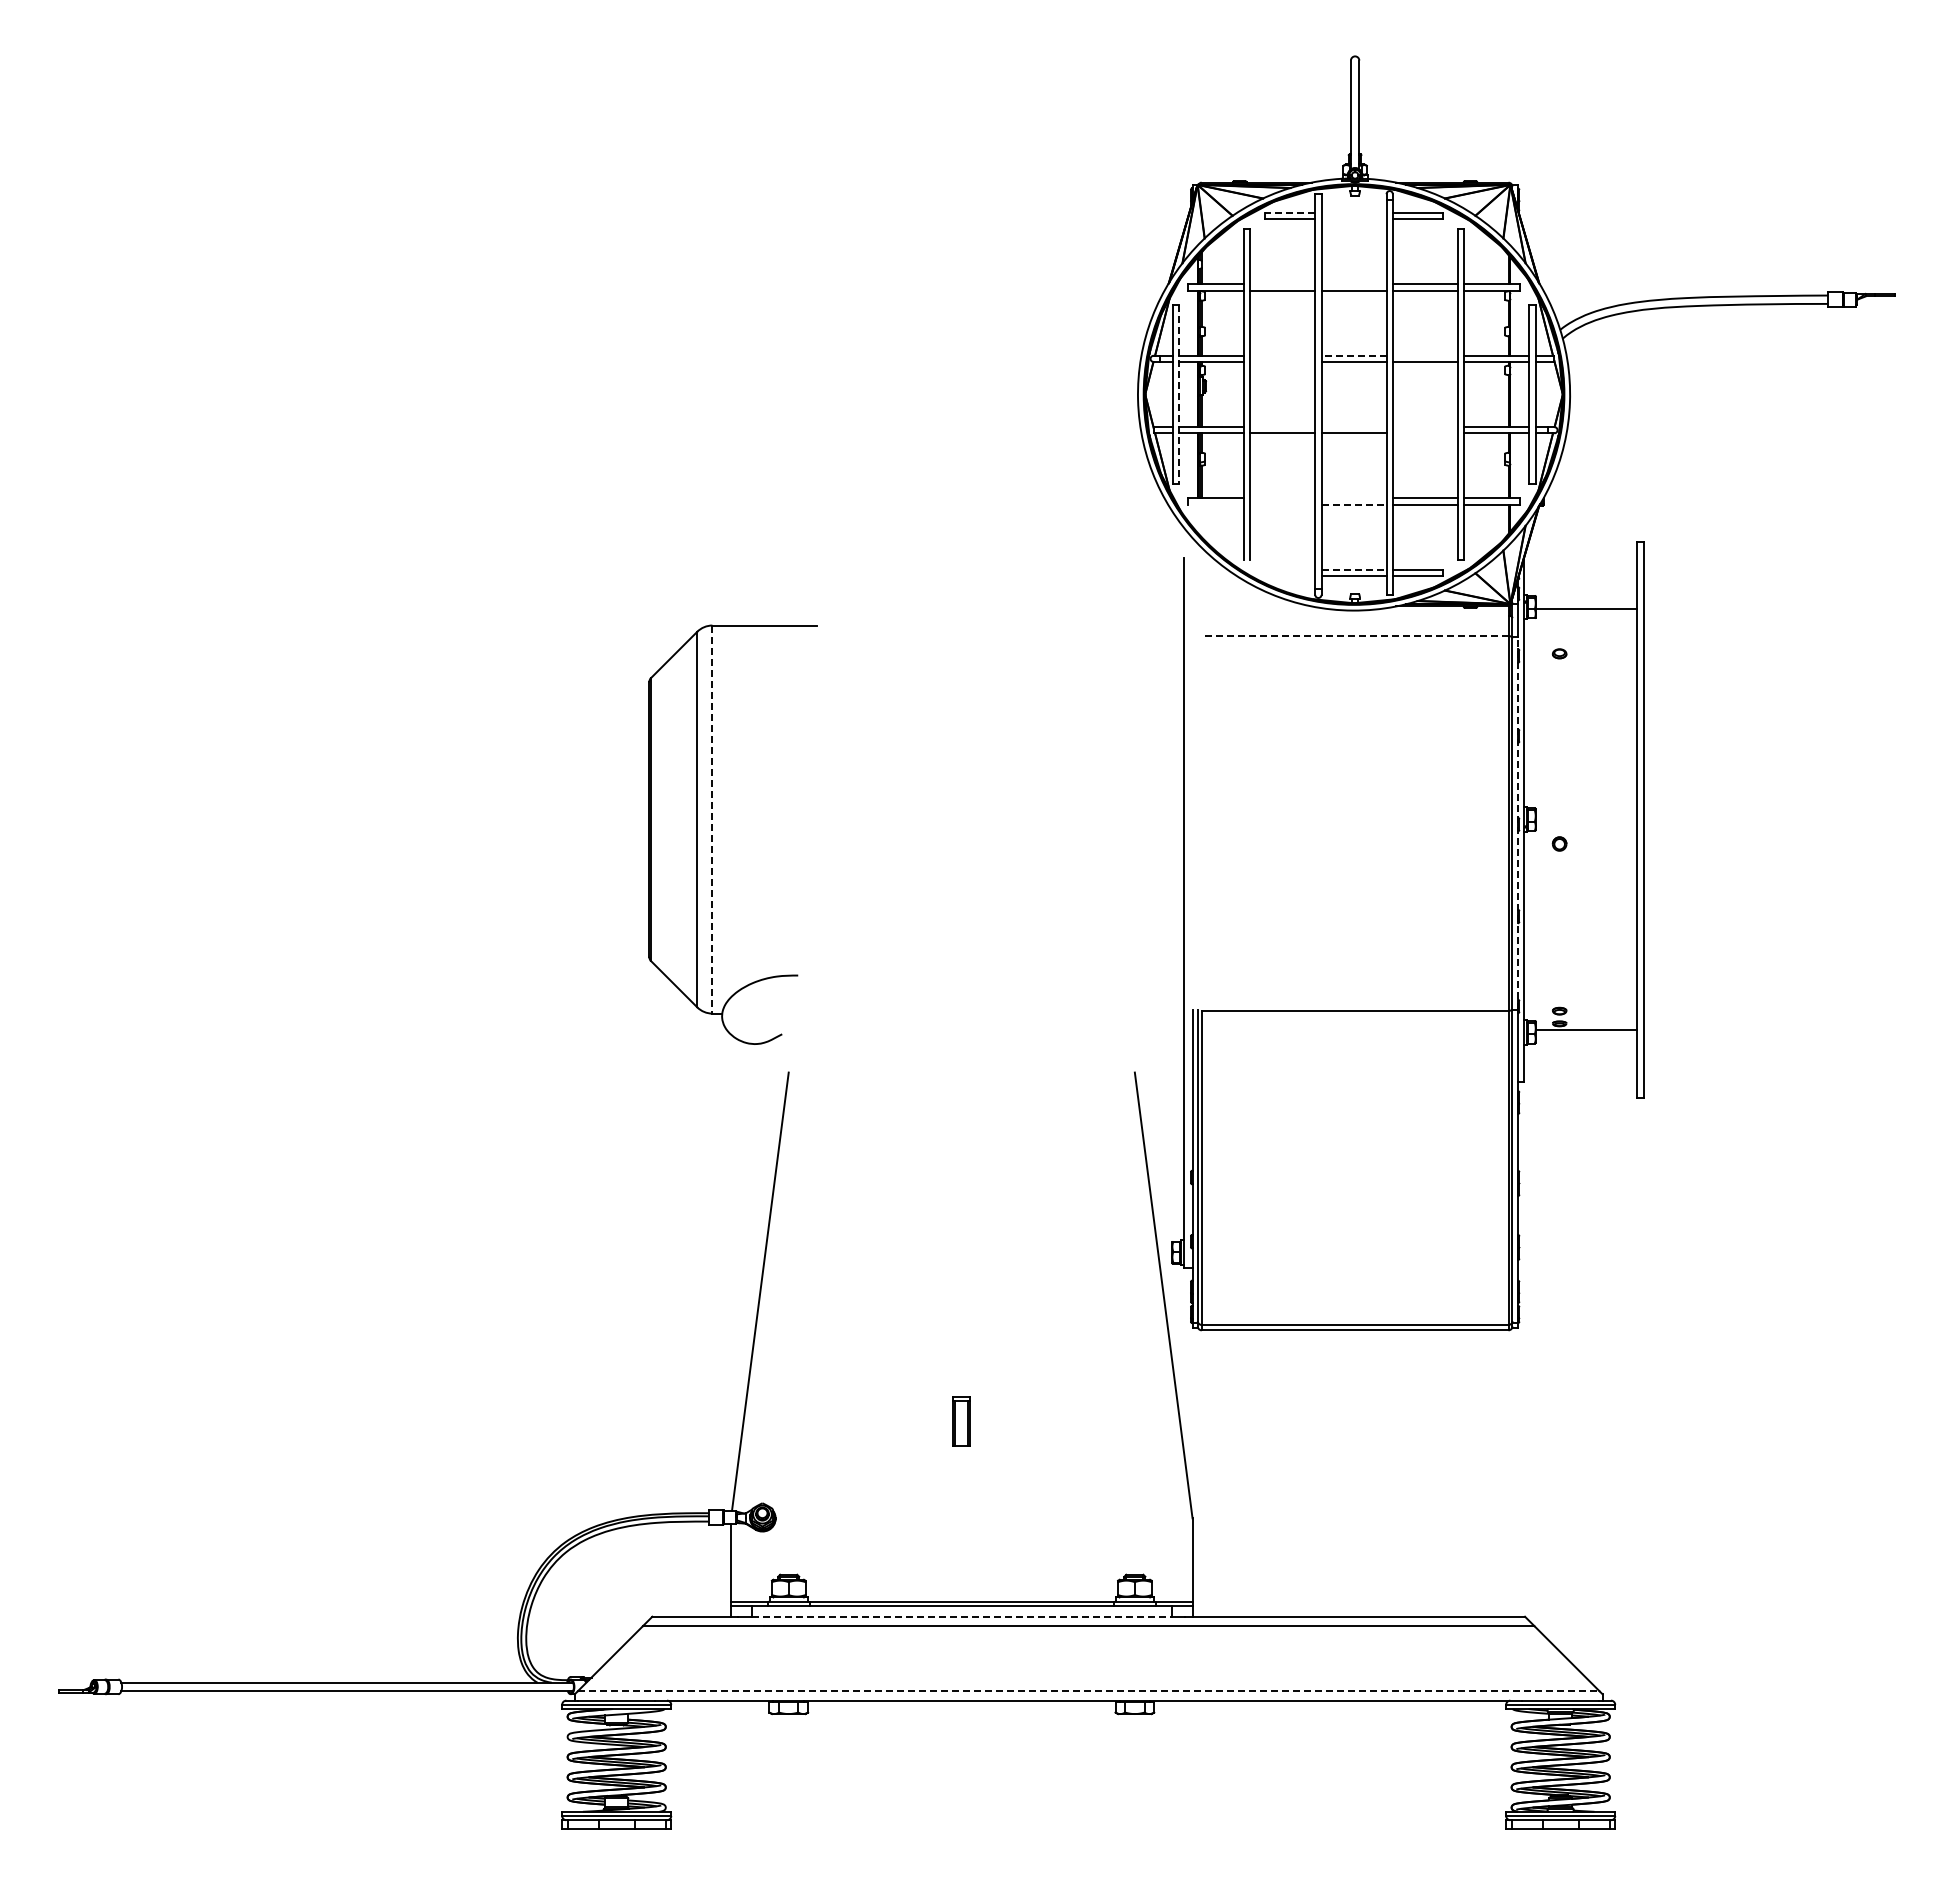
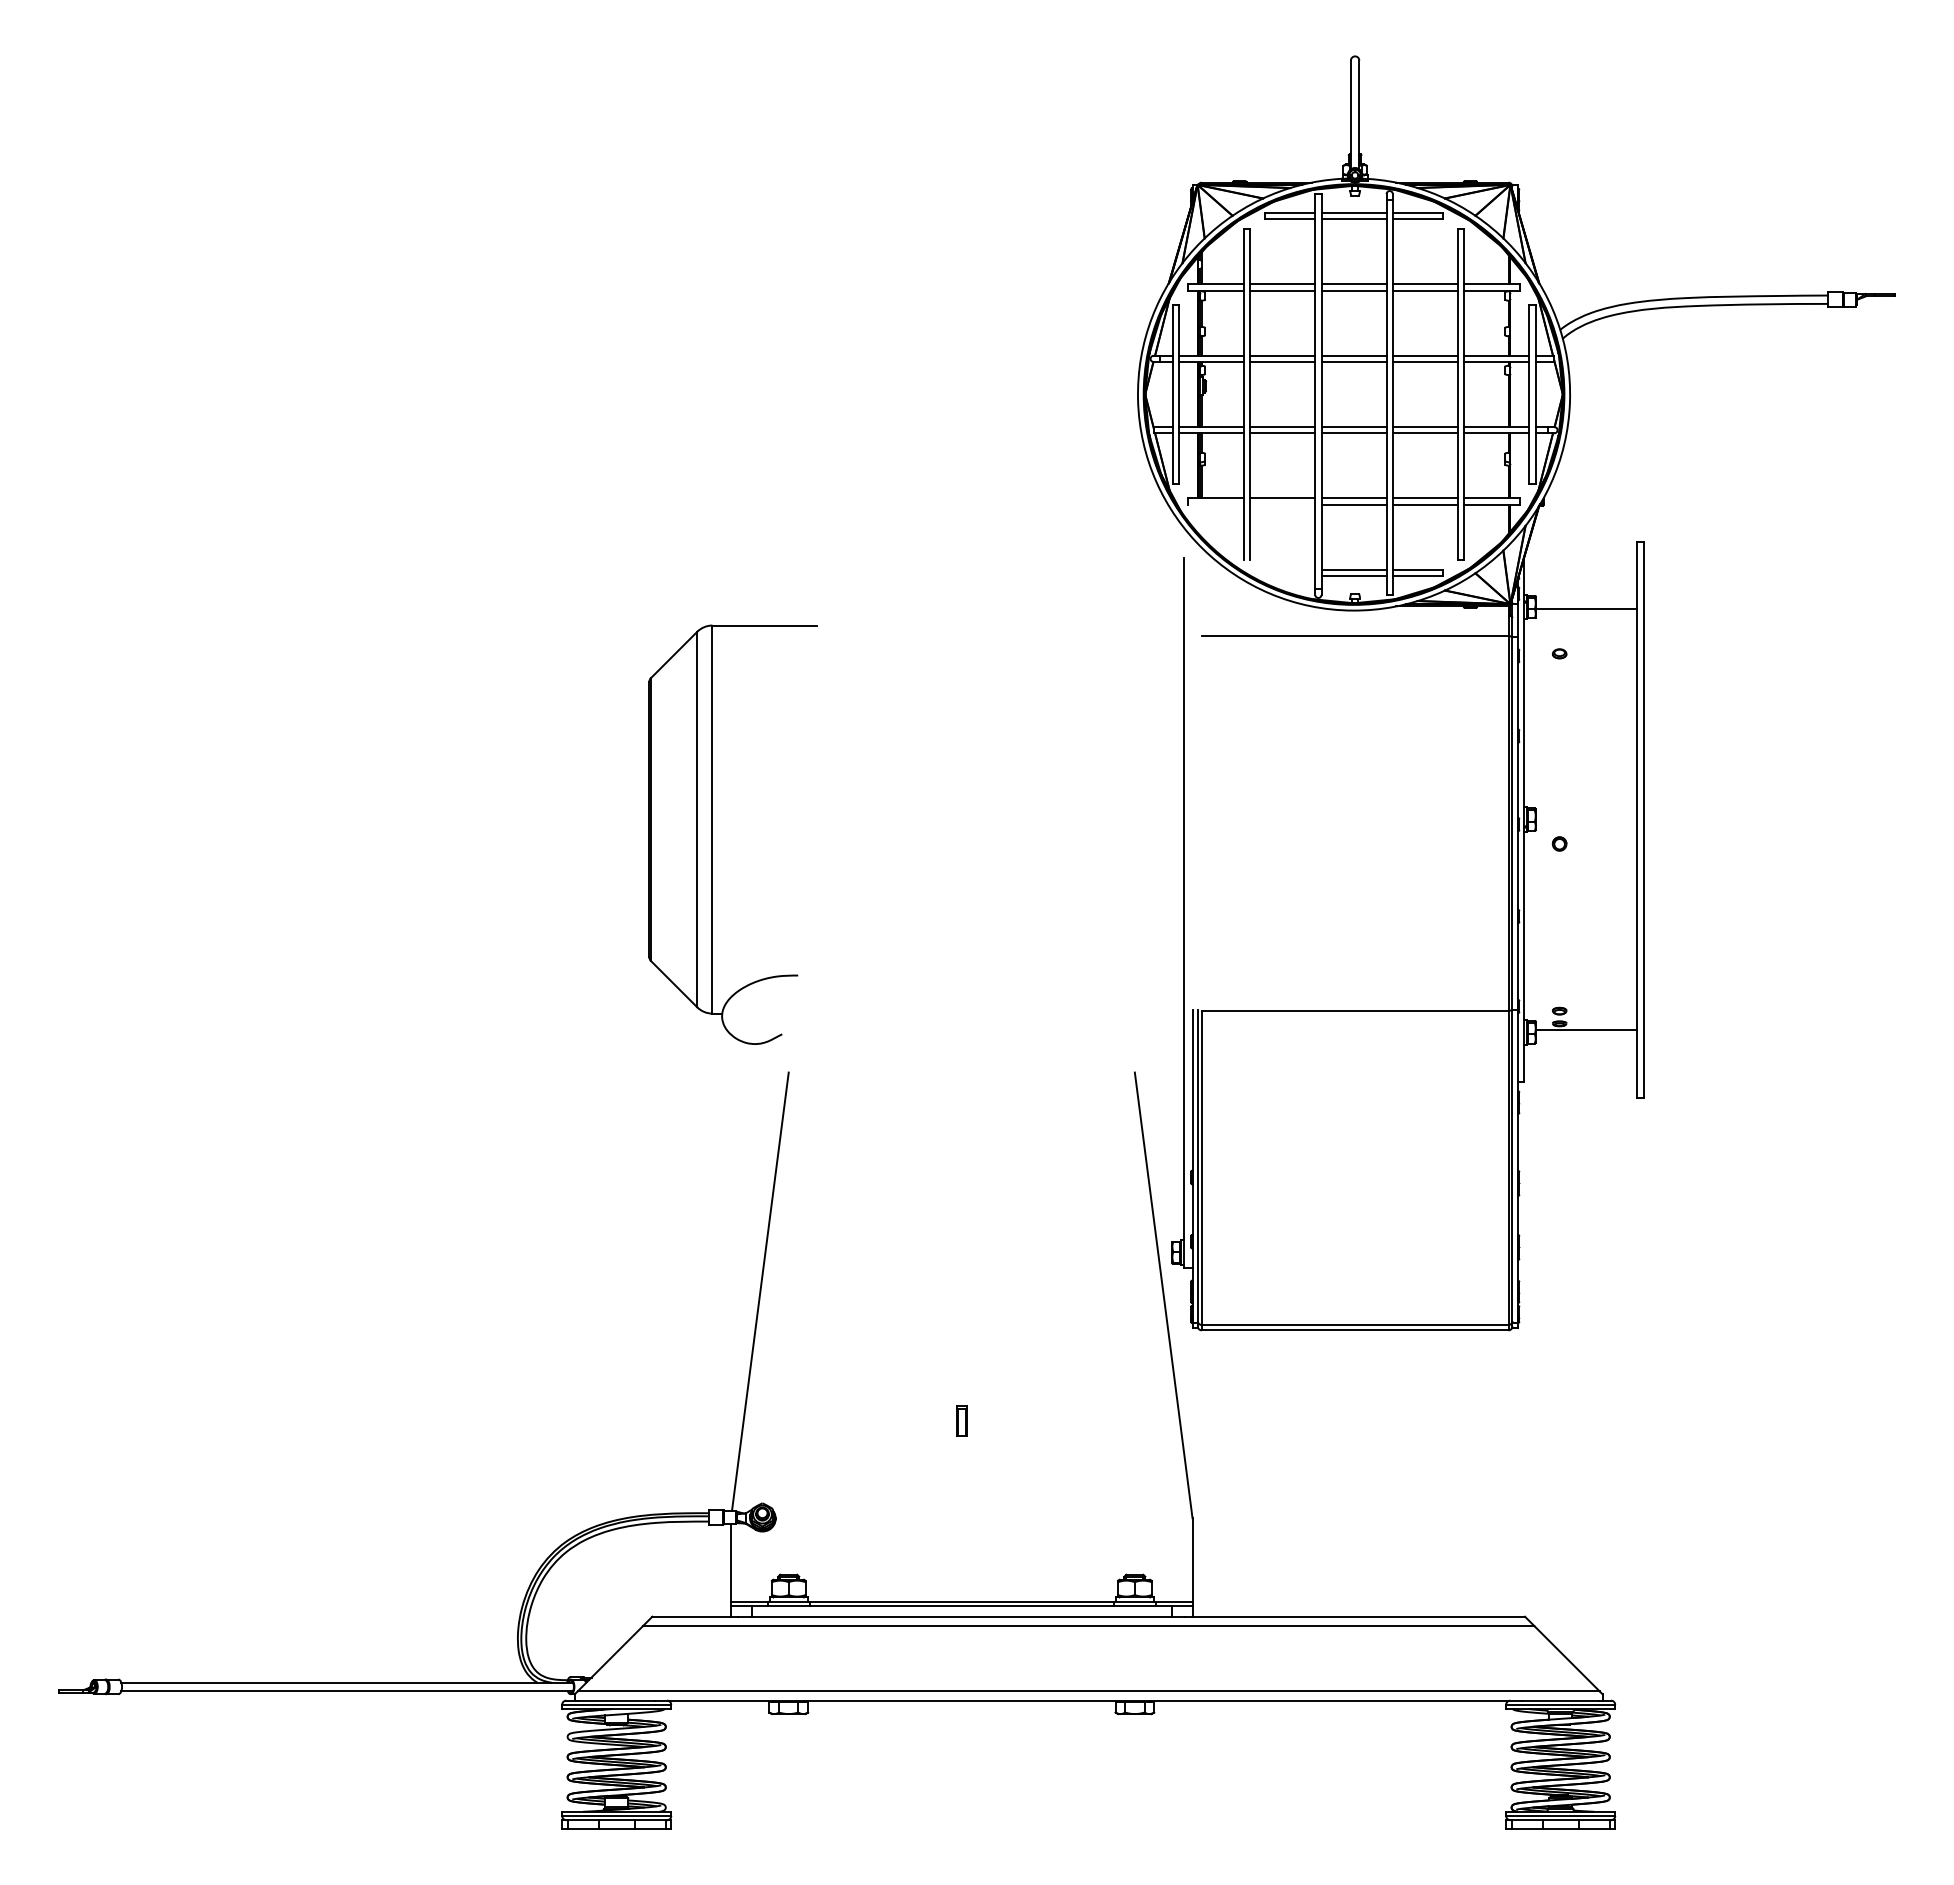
line: dashed -> solid (1289, 213)
line: none -> present (1353, 213)
line: none -> present (1353, 219)
line: none -> present (1282, 284)
line: none -> present (1353, 284)
line: none -> present (1282, 355)
line: dashed -> solid (1354, 355)
line: none -> present (1424, 355)
line: none -> present (1282, 362)
line: dashed -> solid (1178, 395)
line: none -> present (1282, 427)
line: none -> present (1353, 427)
line: none -> present (1424, 427)
line: none -> present (1424, 433)
line: none -> present (1282, 498)
line: none -> present (1353, 498)
line: dashed -> solid (1354, 504)
line: dashed -> solid (1354, 569)
line: dashed -> solid (1354, 636)
line: dashed -> solid (712, 820)
line: dashed -> solid (1517, 823)
part size: 19x51 px -> 12x32 px (961, 1420)
line: dashed -> solid (961, 1616)
line: dashed -> solid (1088, 1691)
